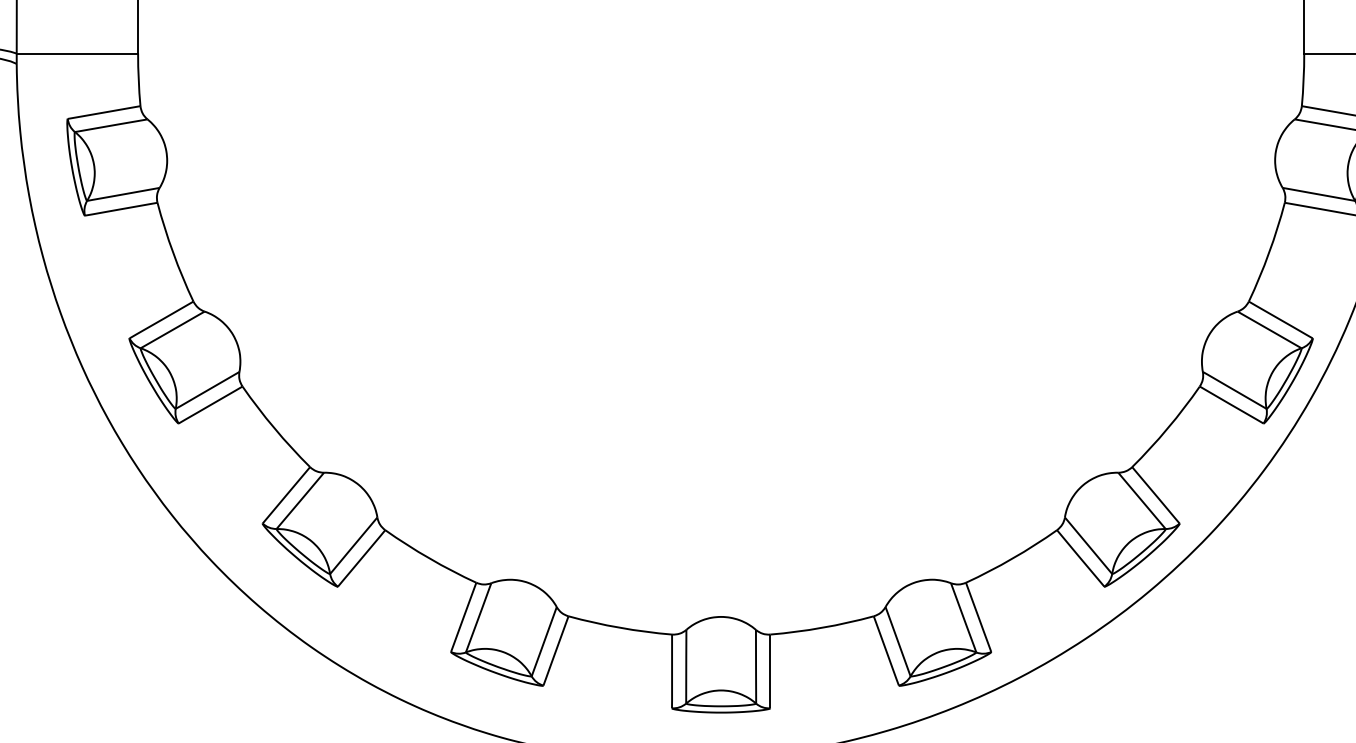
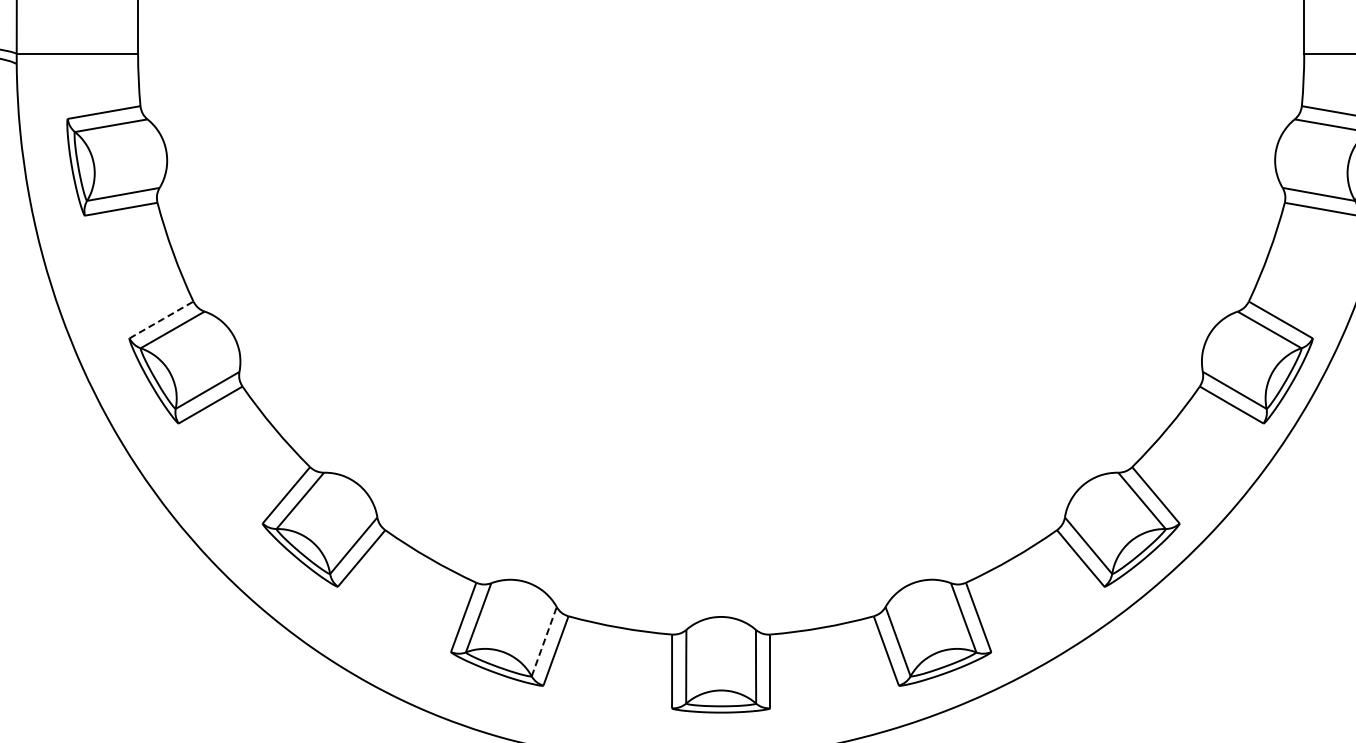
line: solid -> dashed (161, 319)
line: solid -> dashed (543, 642)
